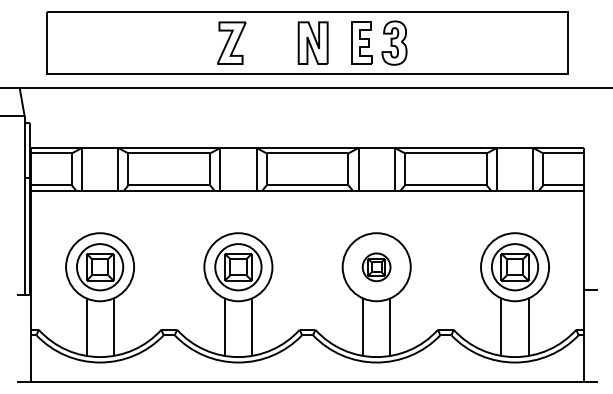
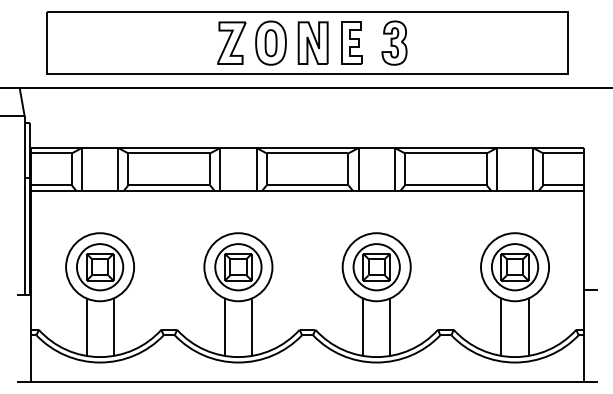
part: none -> present (270, 42)
part position: (361, 42) -> (351, 42) (351, 42)
part size: 31x31 px -> 49x49 px (376, 267)
